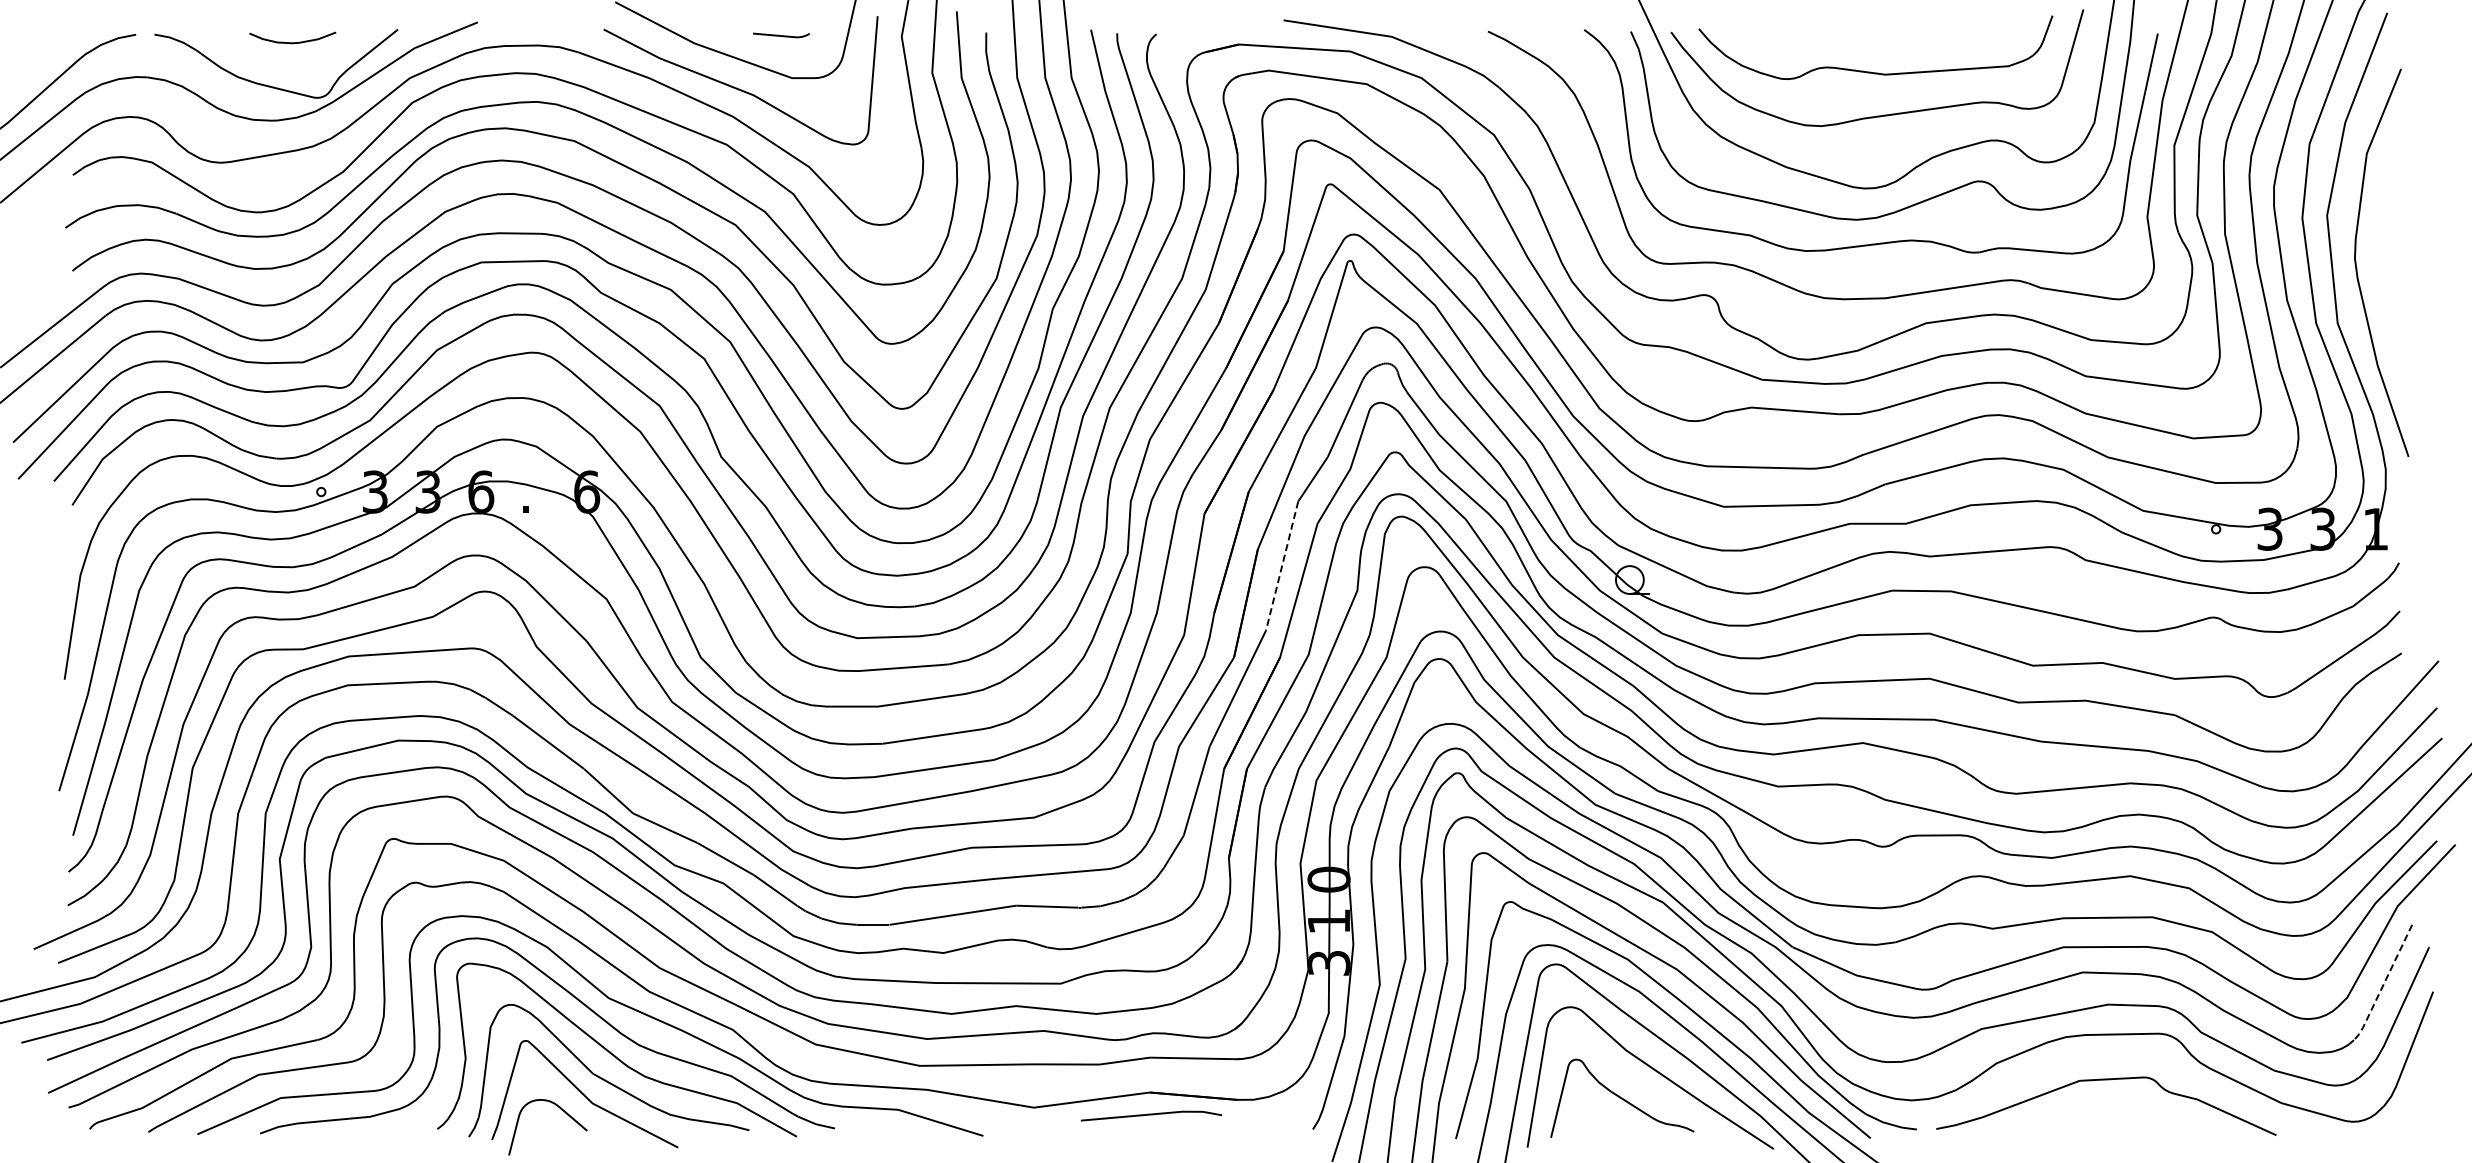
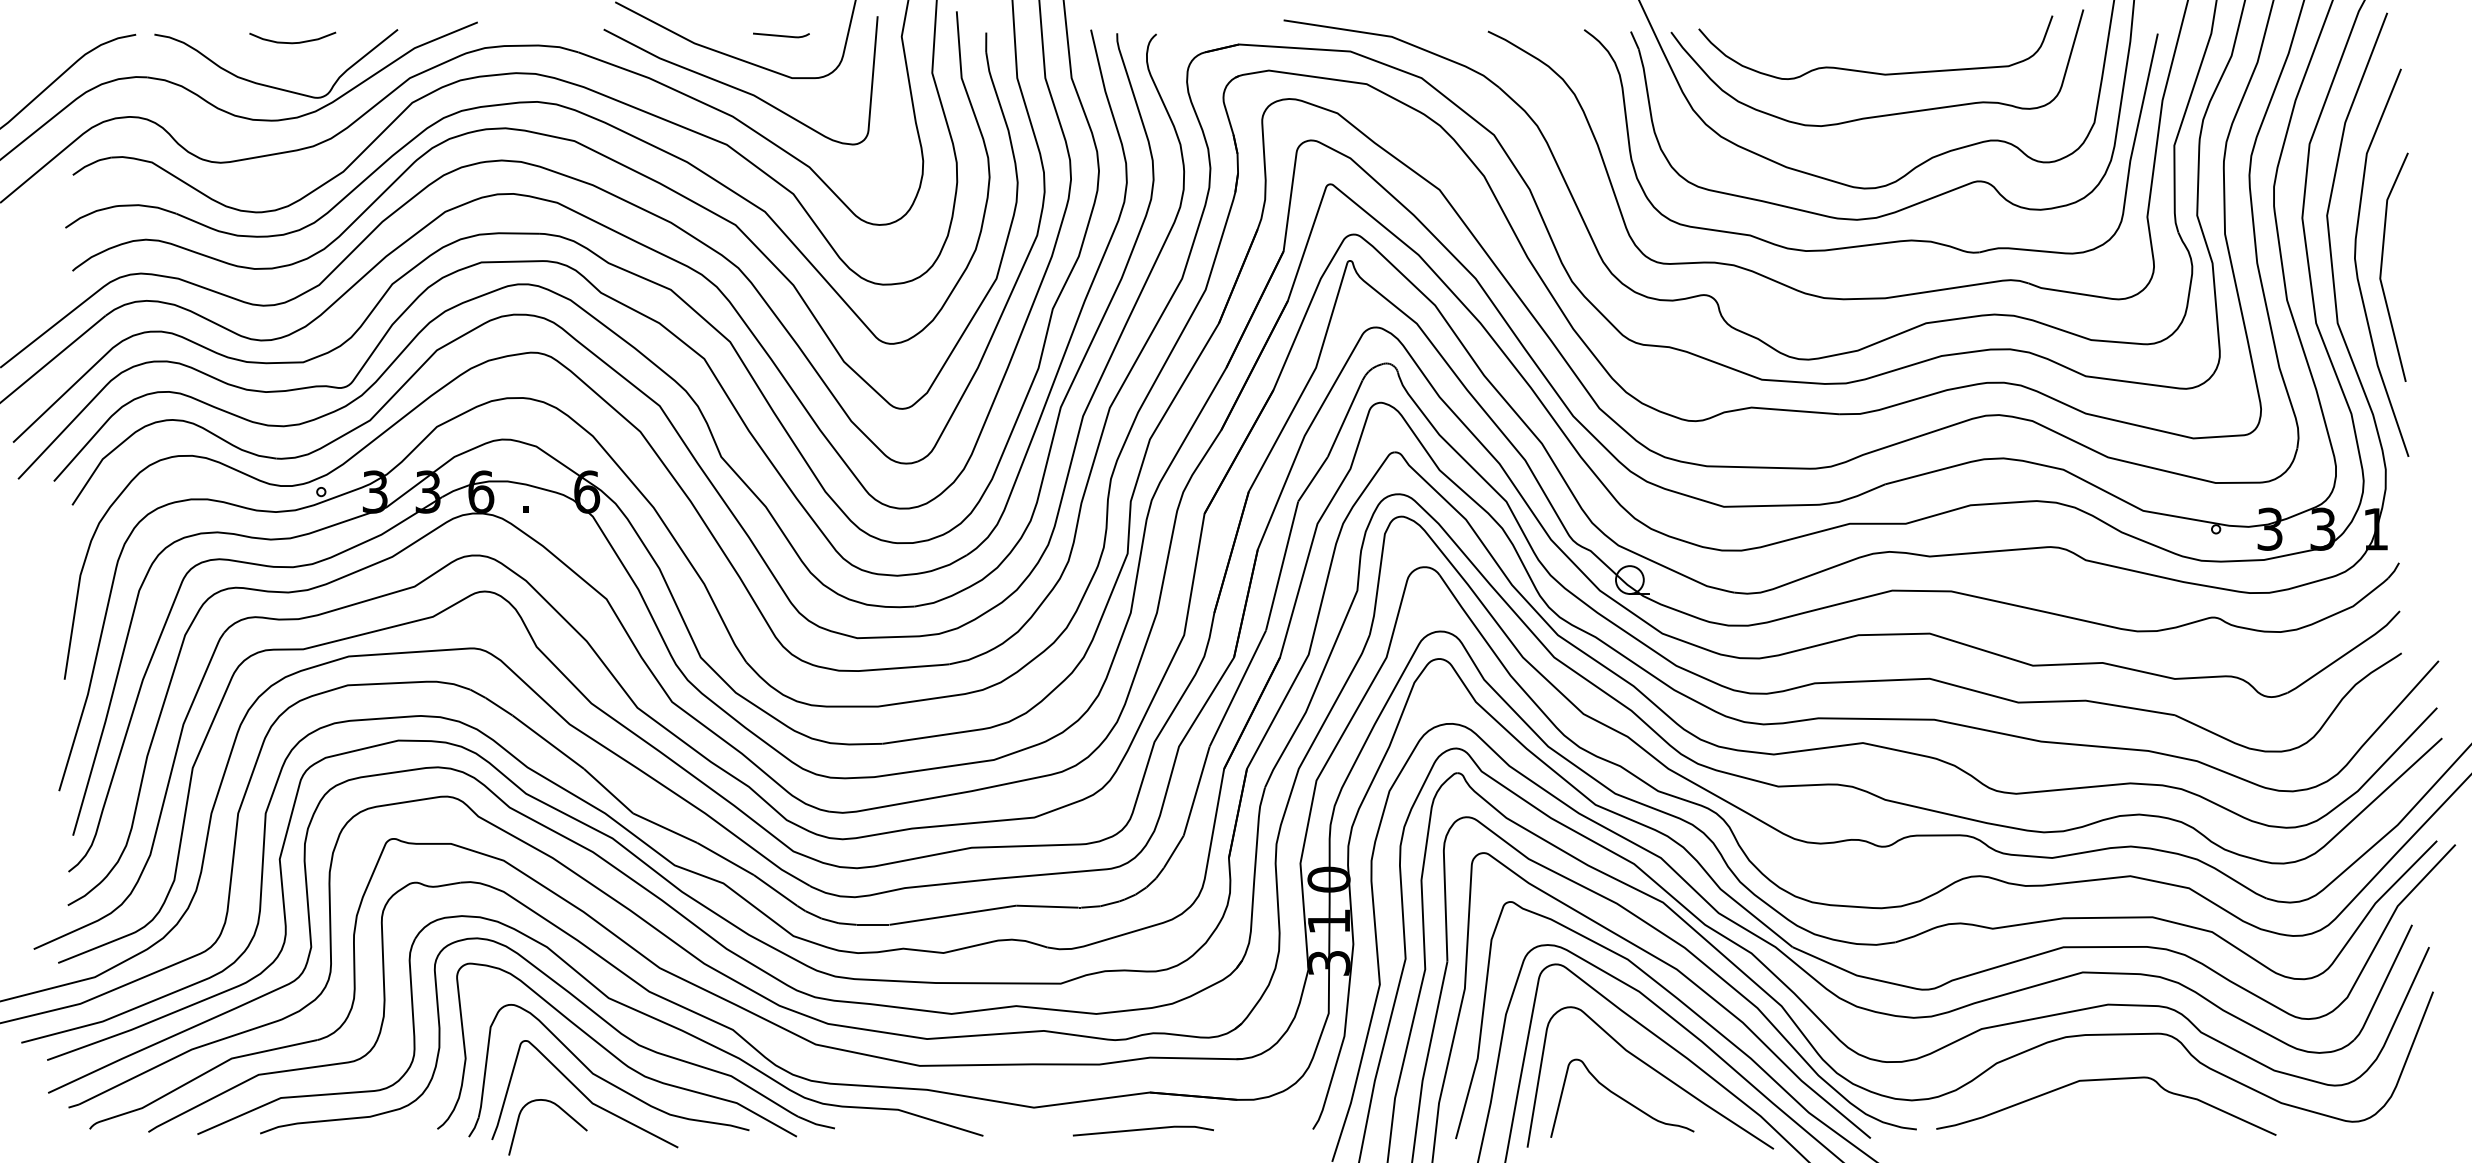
line: none -> present (2382, 266)
line: dashed -> solid (1282, 566)
line: dashed -> solid (2383, 984)
line position: (1150, 1115) -> (1142, 1130) (1142, 1130)
